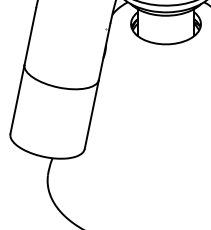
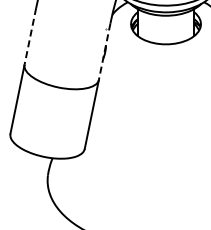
line: solid -> dashed (30, 36)
line: solid -> dashed (104, 51)
